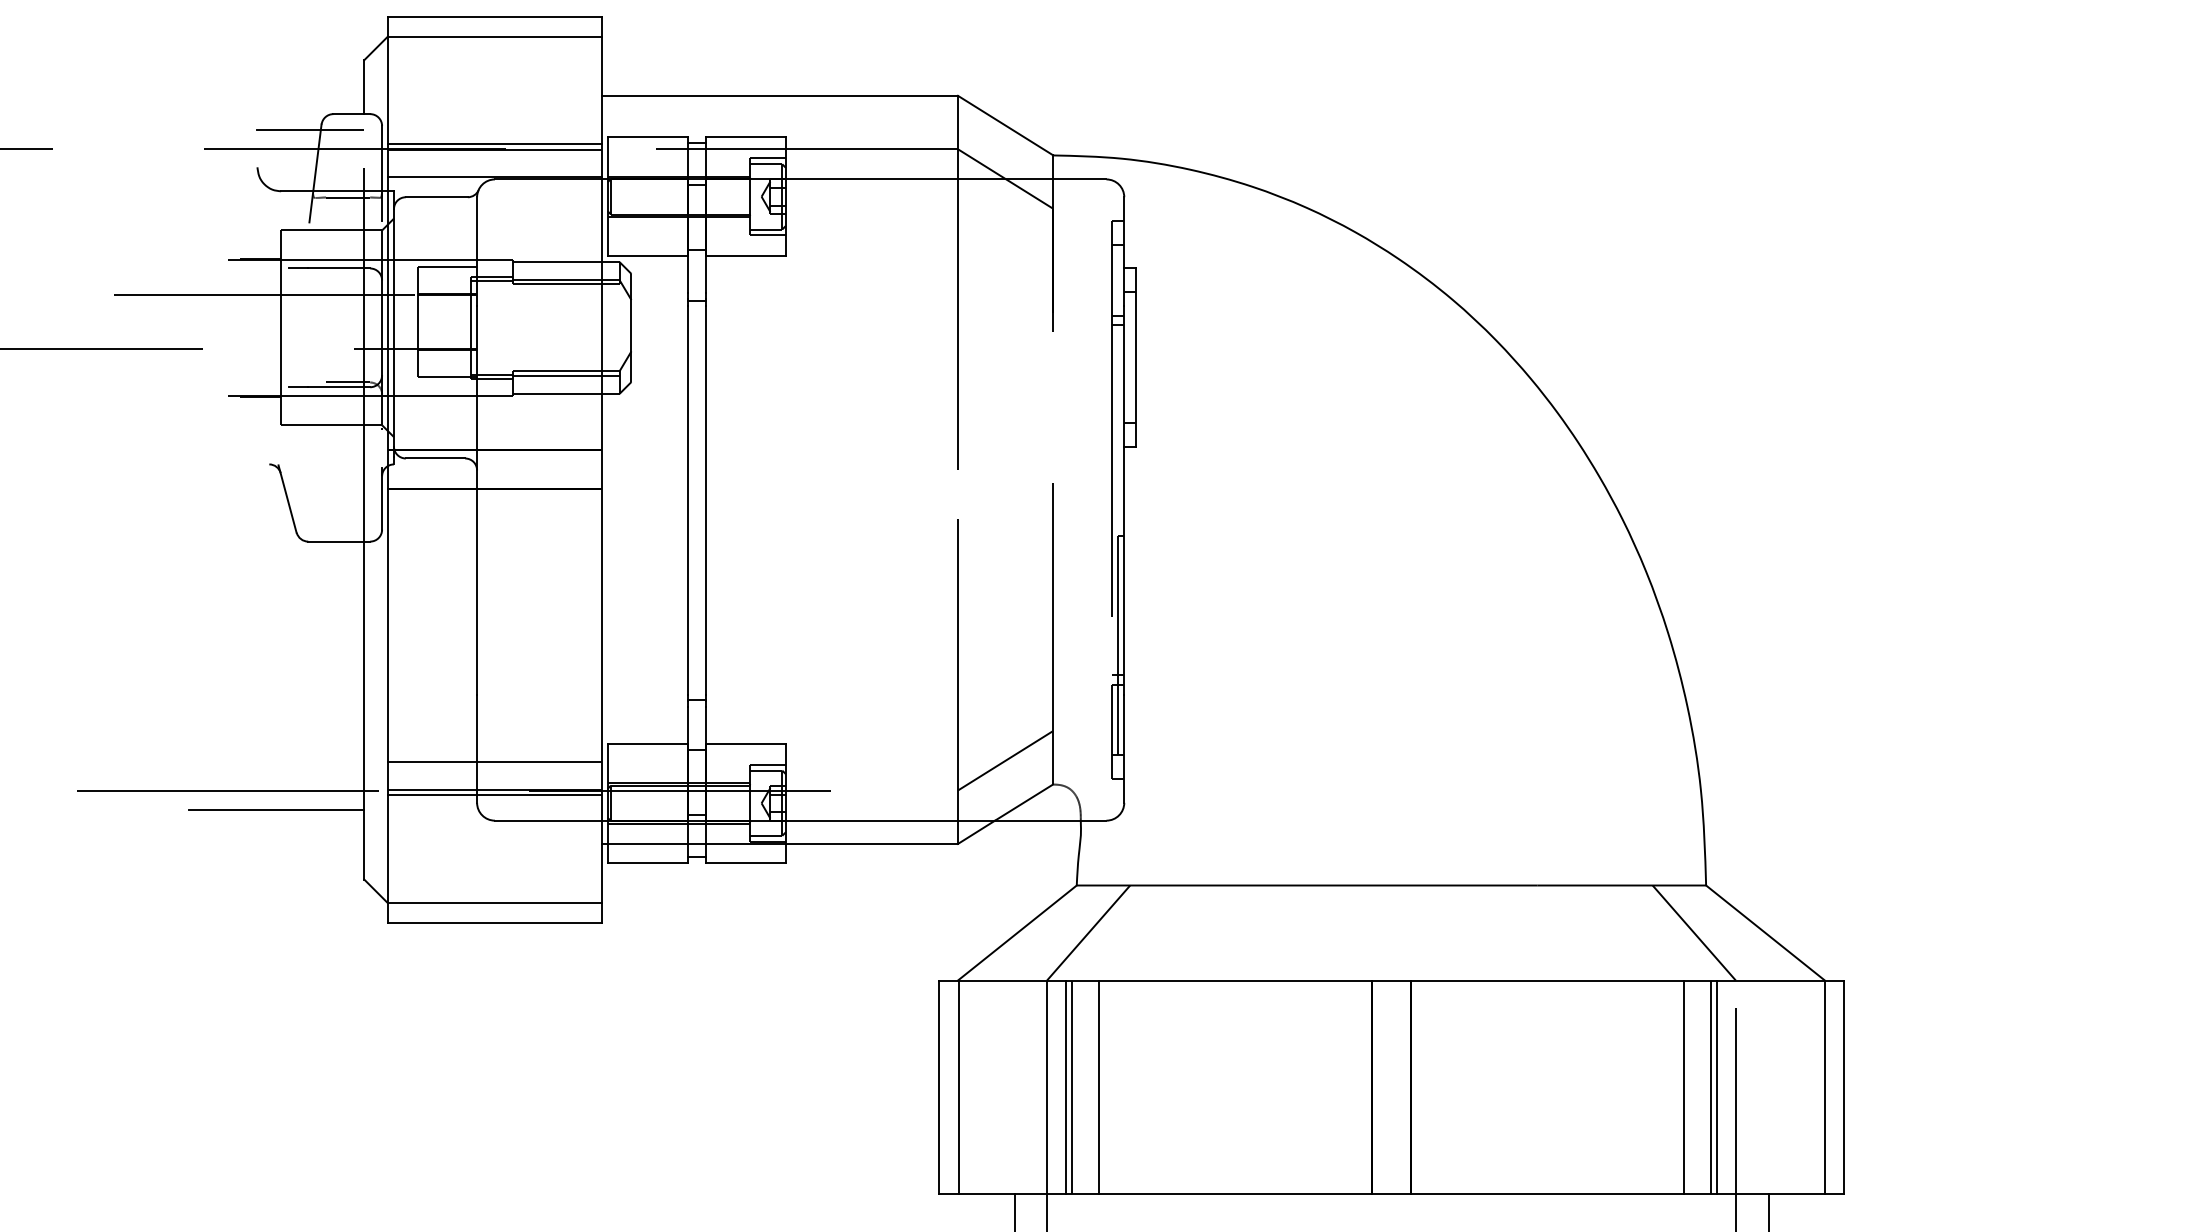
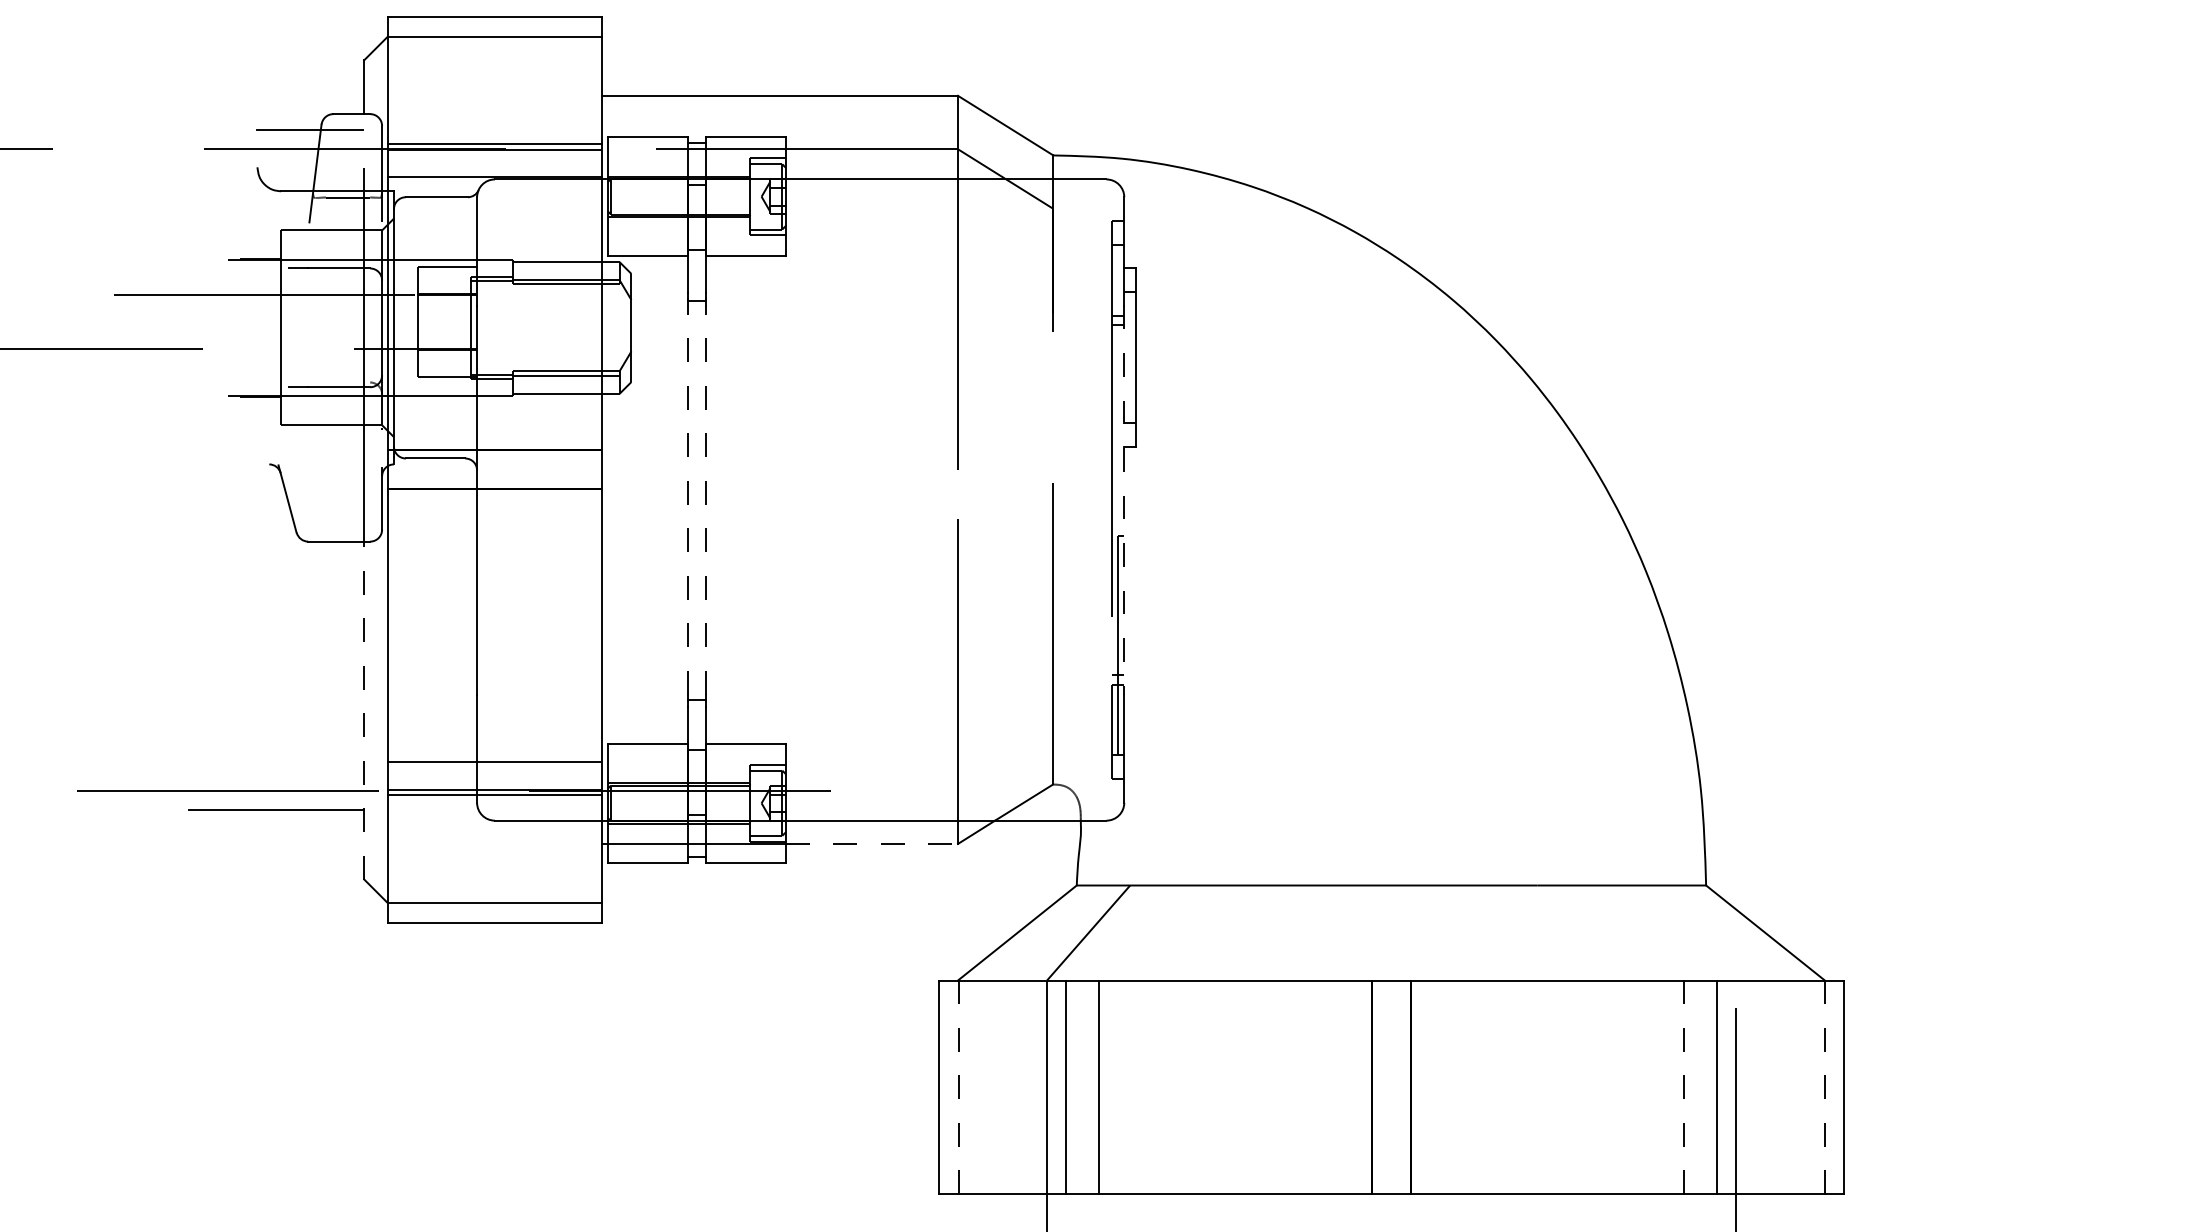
line: present -> none (348, 382)
line: solid -> dashed (687, 500)
line: solid -> dashed (705, 500)
line: solid -> dashed (1124, 500)
line: solid -> dashed (364, 710)
line: present -> none (1005, 760)
line: solid -> dashed (872, 843)
line: present -> none (1693, 932)
line: solid -> dashed (958, 1087)
line: present -> none (1071, 1087)
line: solid -> dashed (1684, 1087)
line: present -> none (1711, 1087)
line: solid -> dashed (1824, 1087)
line: present -> none (1014, 1211)
line: present -> none (1768, 1211)
